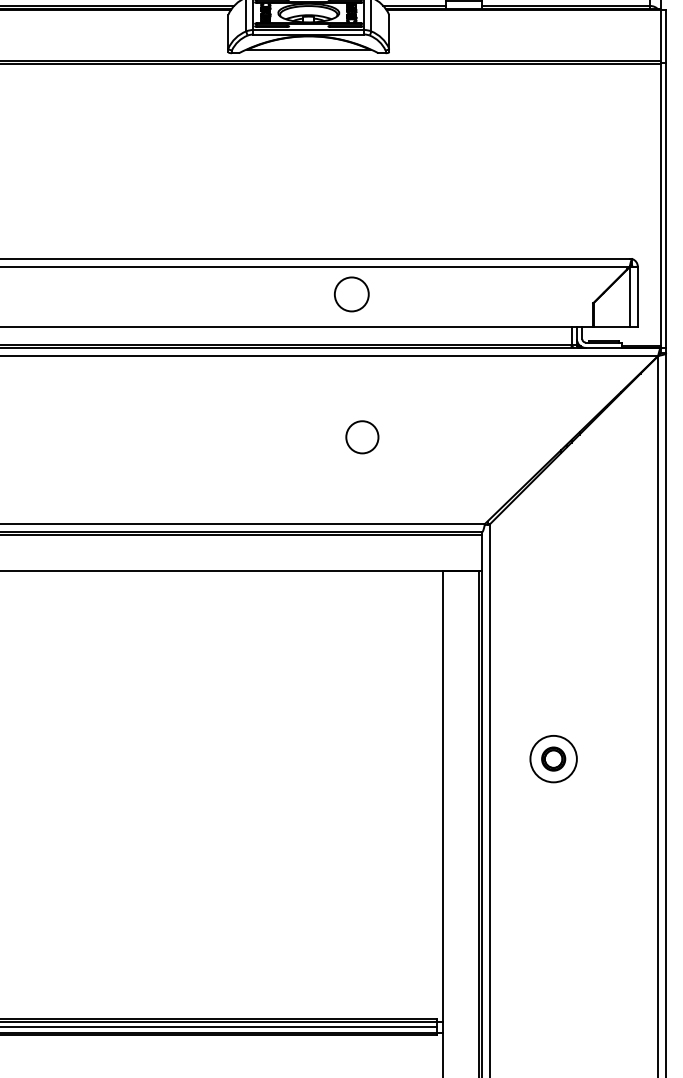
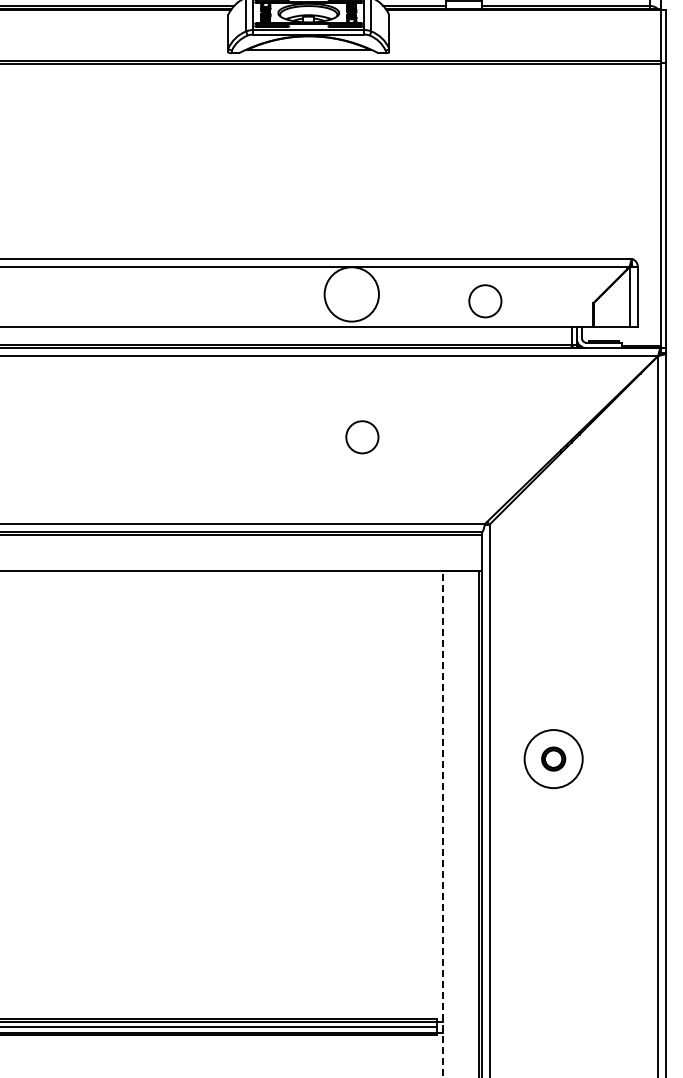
circle diameter: 34 px -> 54 px (351, 294)
circle: none -> present (485, 301)
circle diameter: 46 px -> 58 px (553, 759)
line: solid -> dashed (442, 824)
